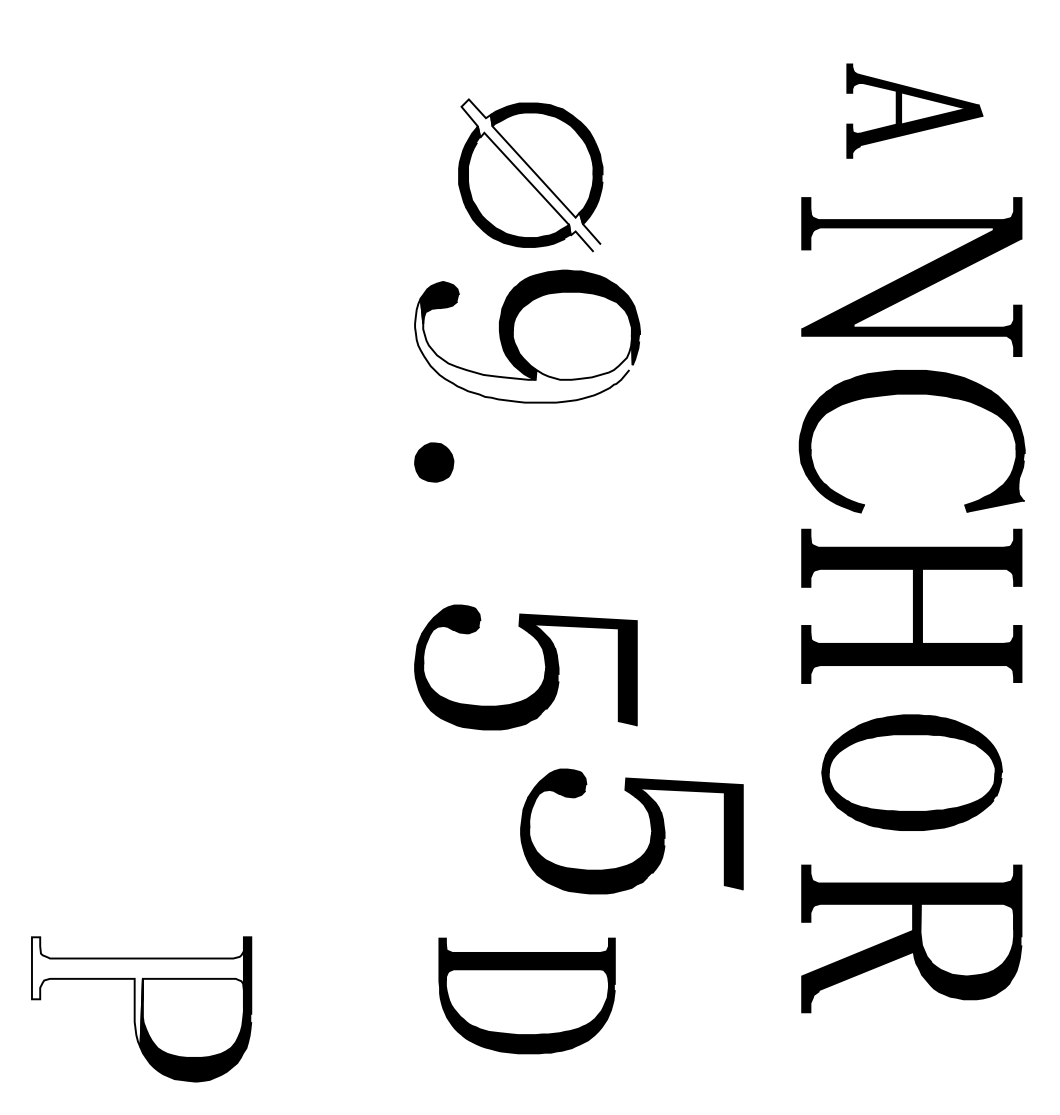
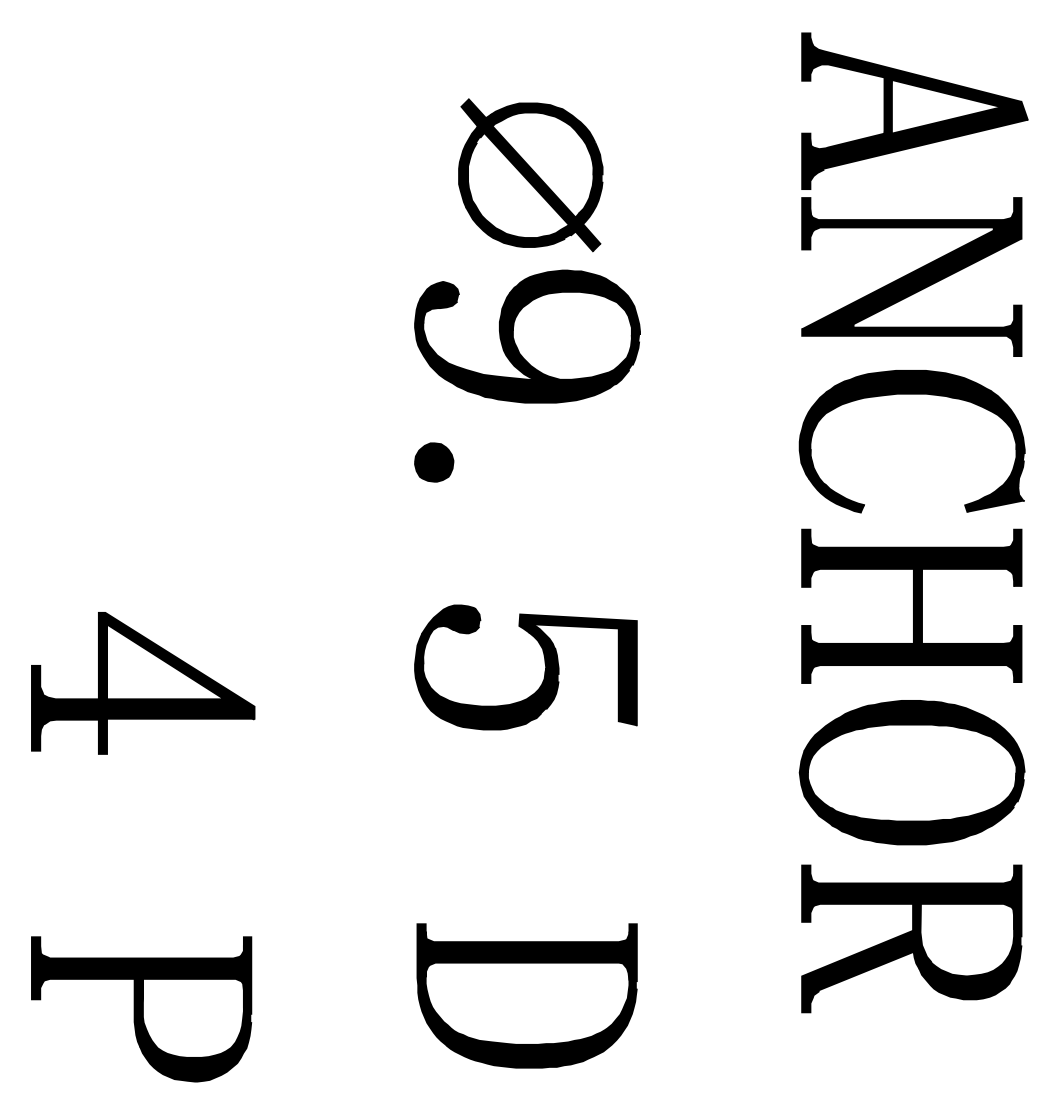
part size: 138x96 px -> 228x158 px (914, 110)
fill: none -> present (530, 175)
fill: none -> present (523, 350)
part: none -> present (143, 683)
part size: 182x117 px -> 228x146 px (911, 772)
part: present -> none (650, 827)
fill: none -> present (137, 992)
part size: 178x118 px -> 222x146 px (526, 995)
